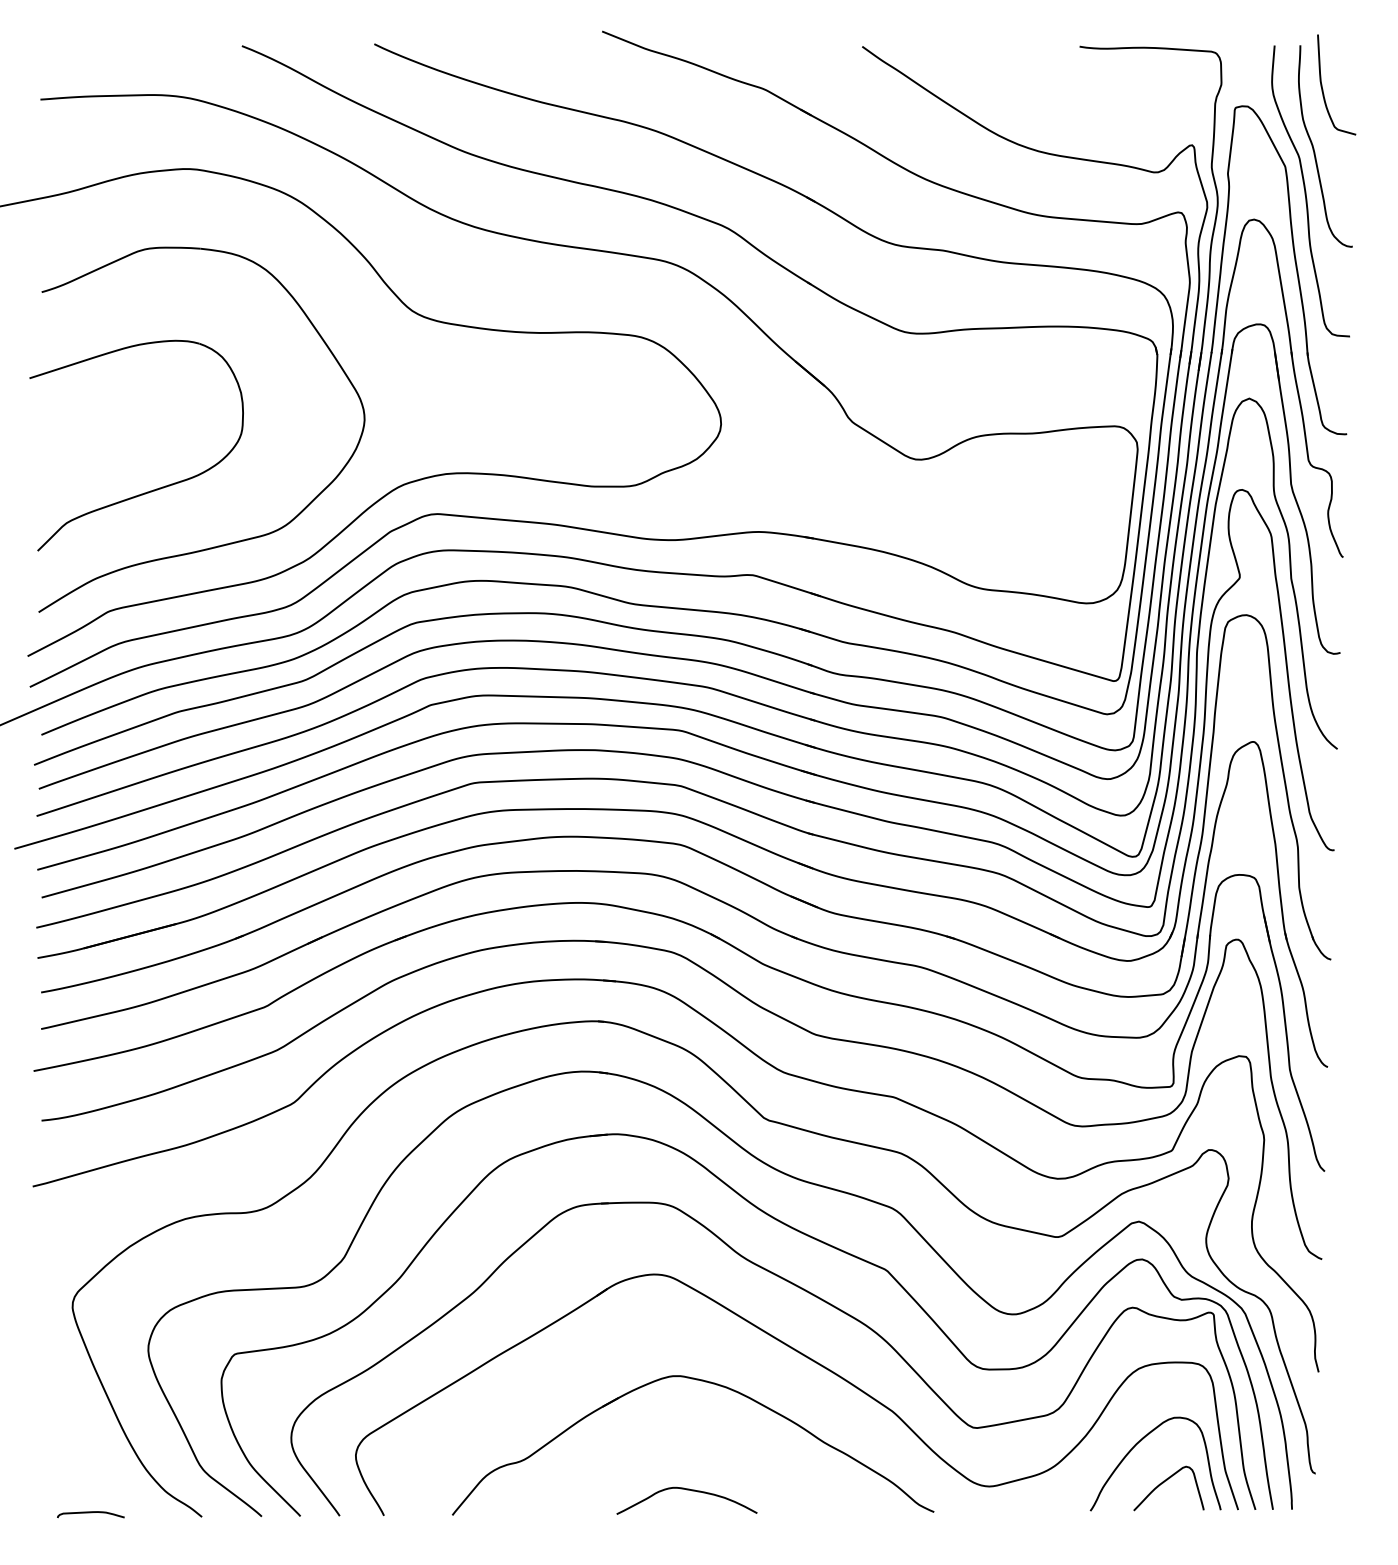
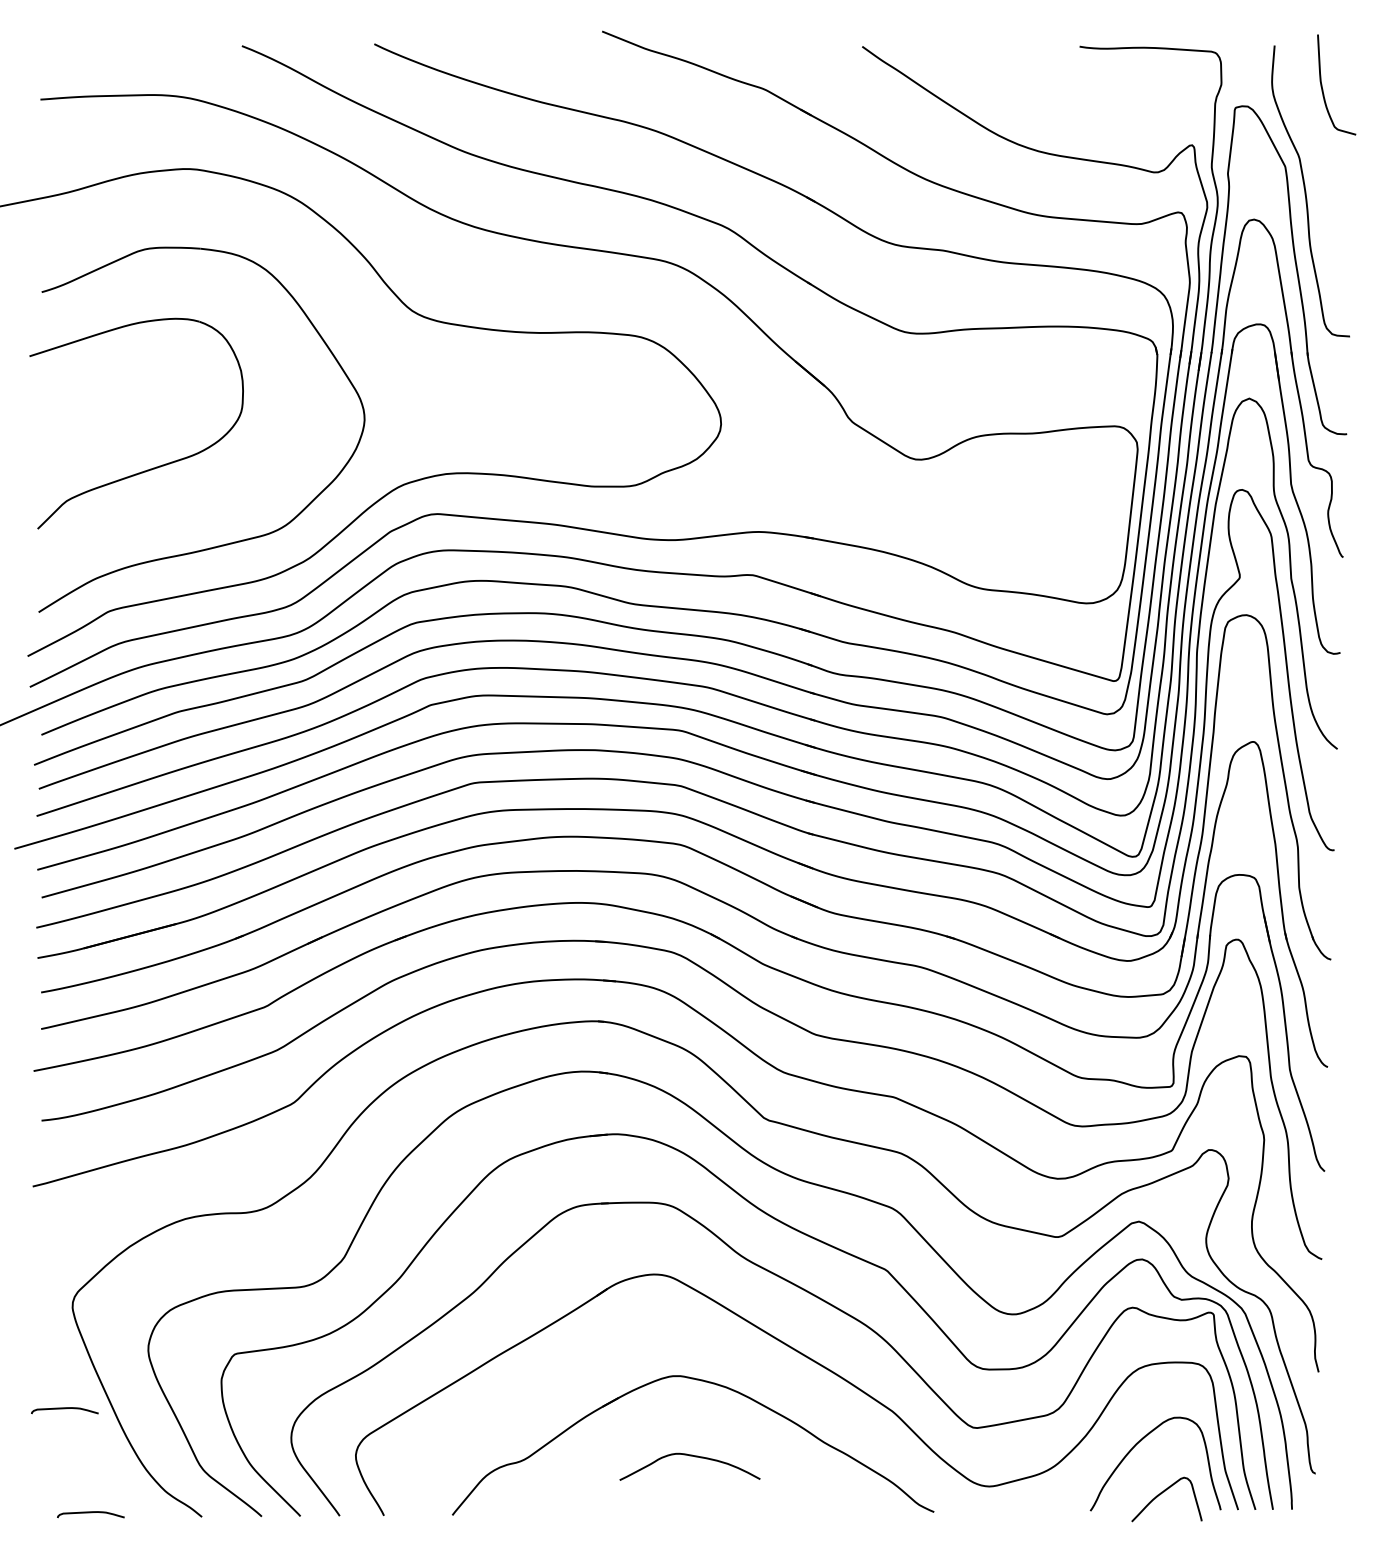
curve: present -> none (1314, 148)
part position: (150, 490) -> (150, 468) (150, 468)
curve: none -> present (64, 1409)
curve position: (1163, 1483) -> (1161, 1494) (1161, 1494)
curve position: (686, 1490) -> (689, 1456) (689, 1456)
